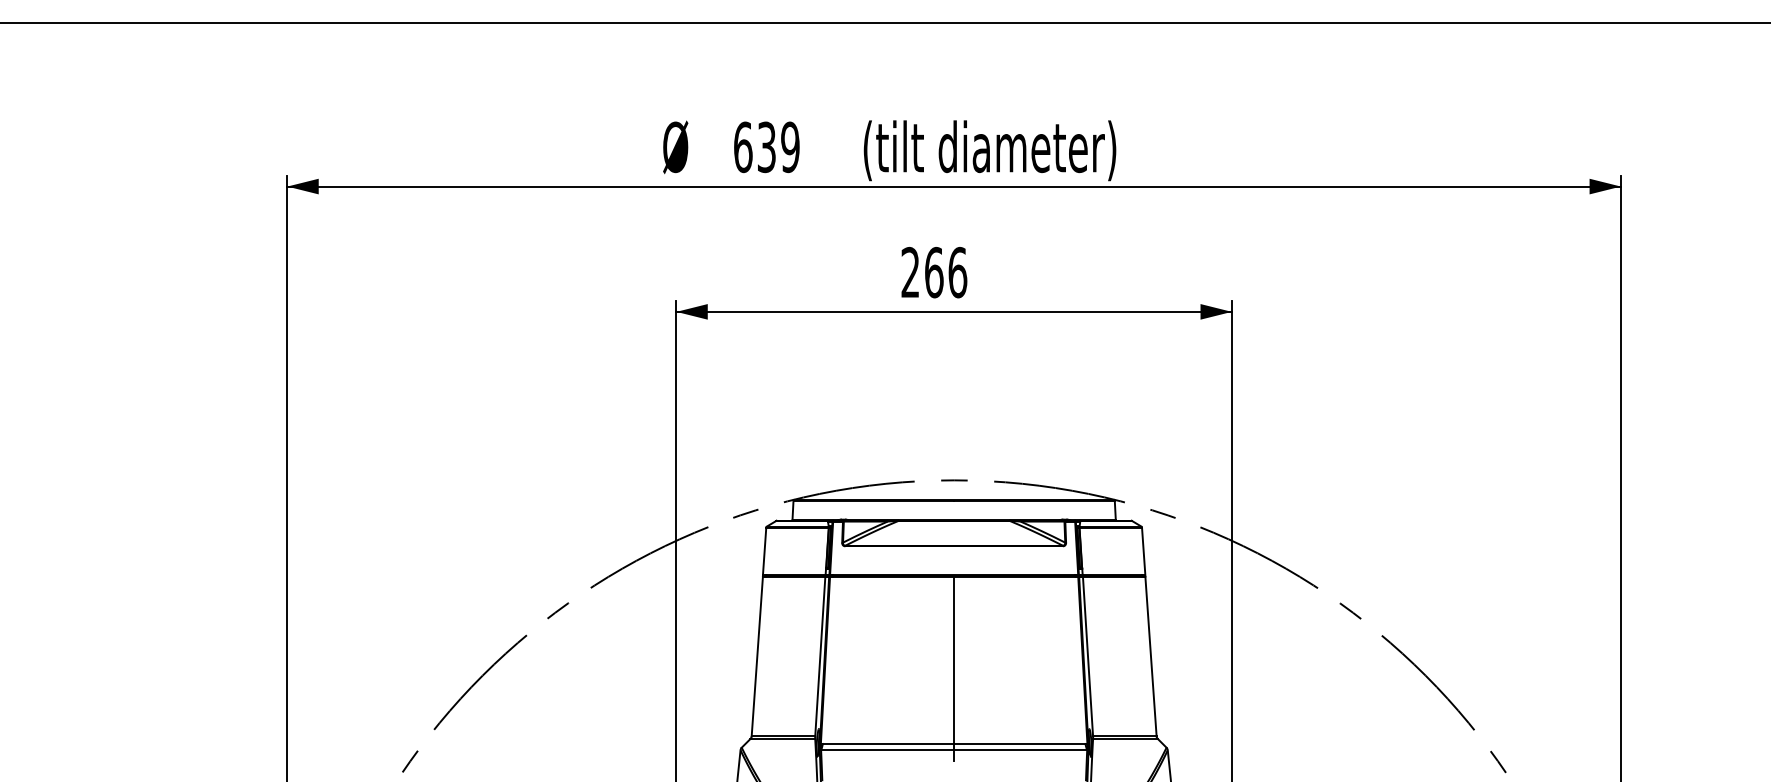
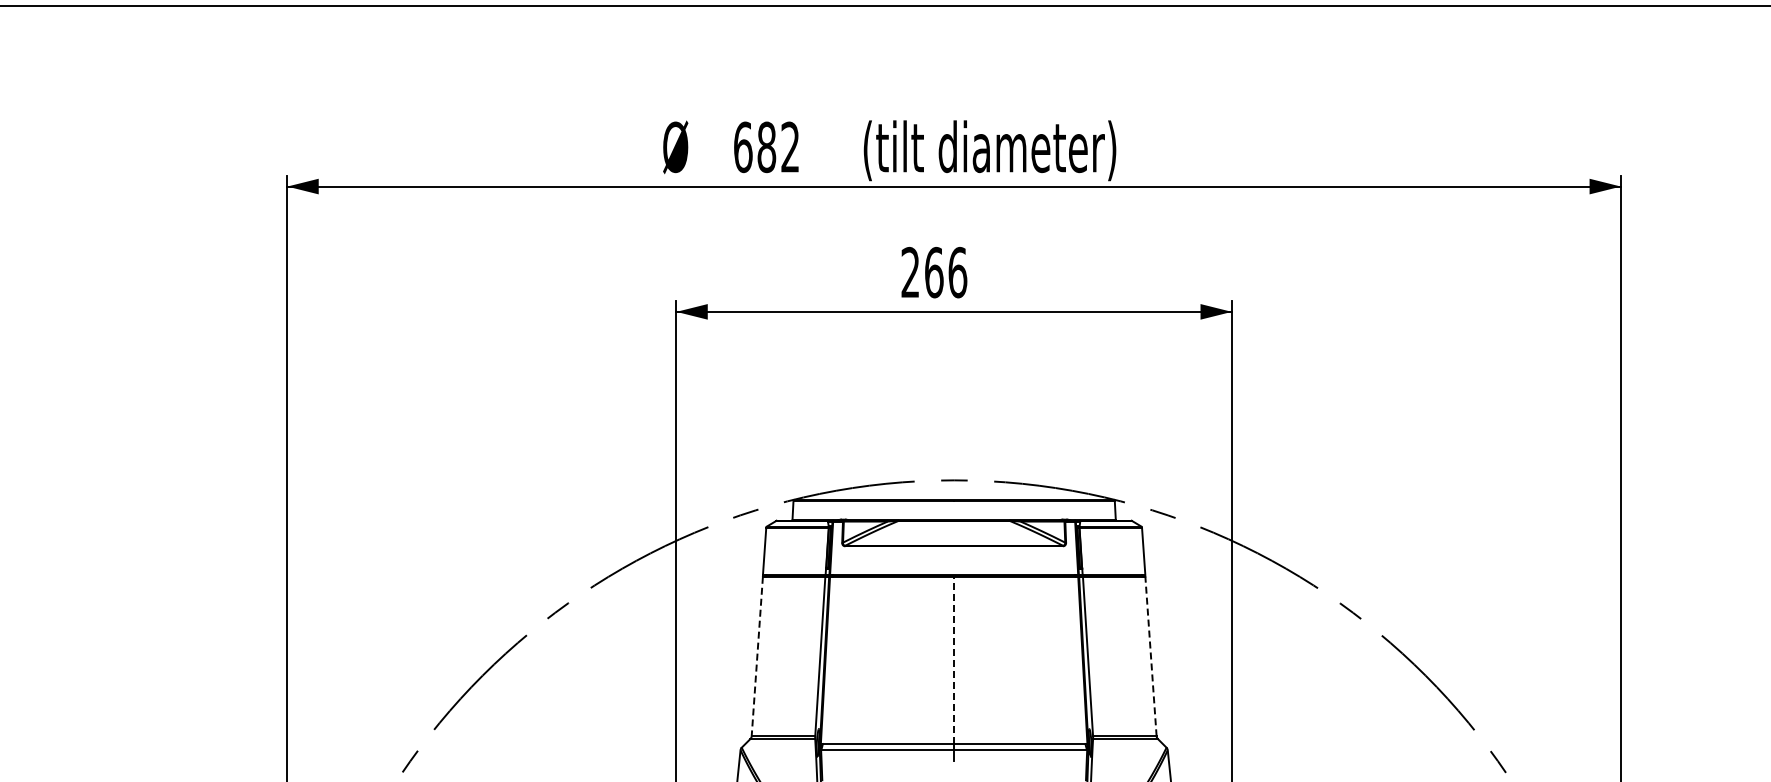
line position: (884, 23) -> (884, 6) (884, 6)
text: 639 -> 682 (778, 147)
line: solid -> dashed (757, 656)
line: solid -> dashed (1151, 656)
line: solid -> dashed (954, 660)
